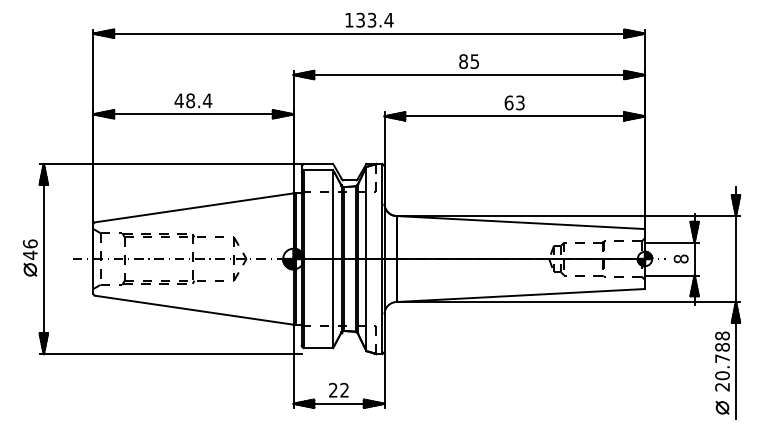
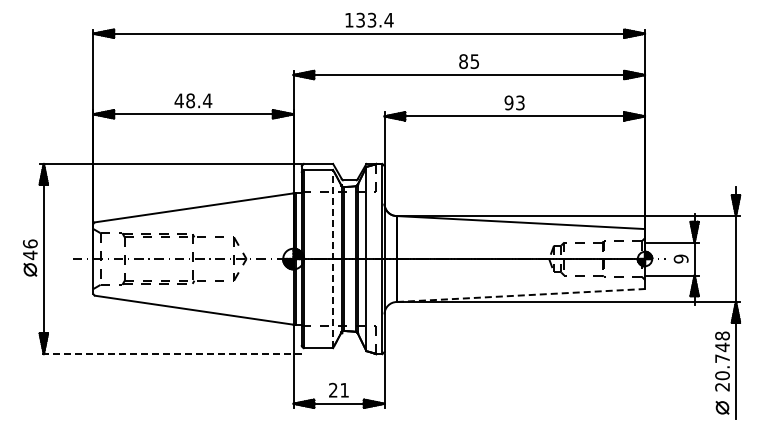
text: 63 -> 93 (508, 102)
line: solid -> dashed (333, 258)
text: 8 -> 9 (681, 258)
line: solid -> dashed (521, 295)
text: 20.788 -> 20.748 (722, 347)
line: solid -> dashed (170, 354)
text: 22 -> 21 (344, 389)
